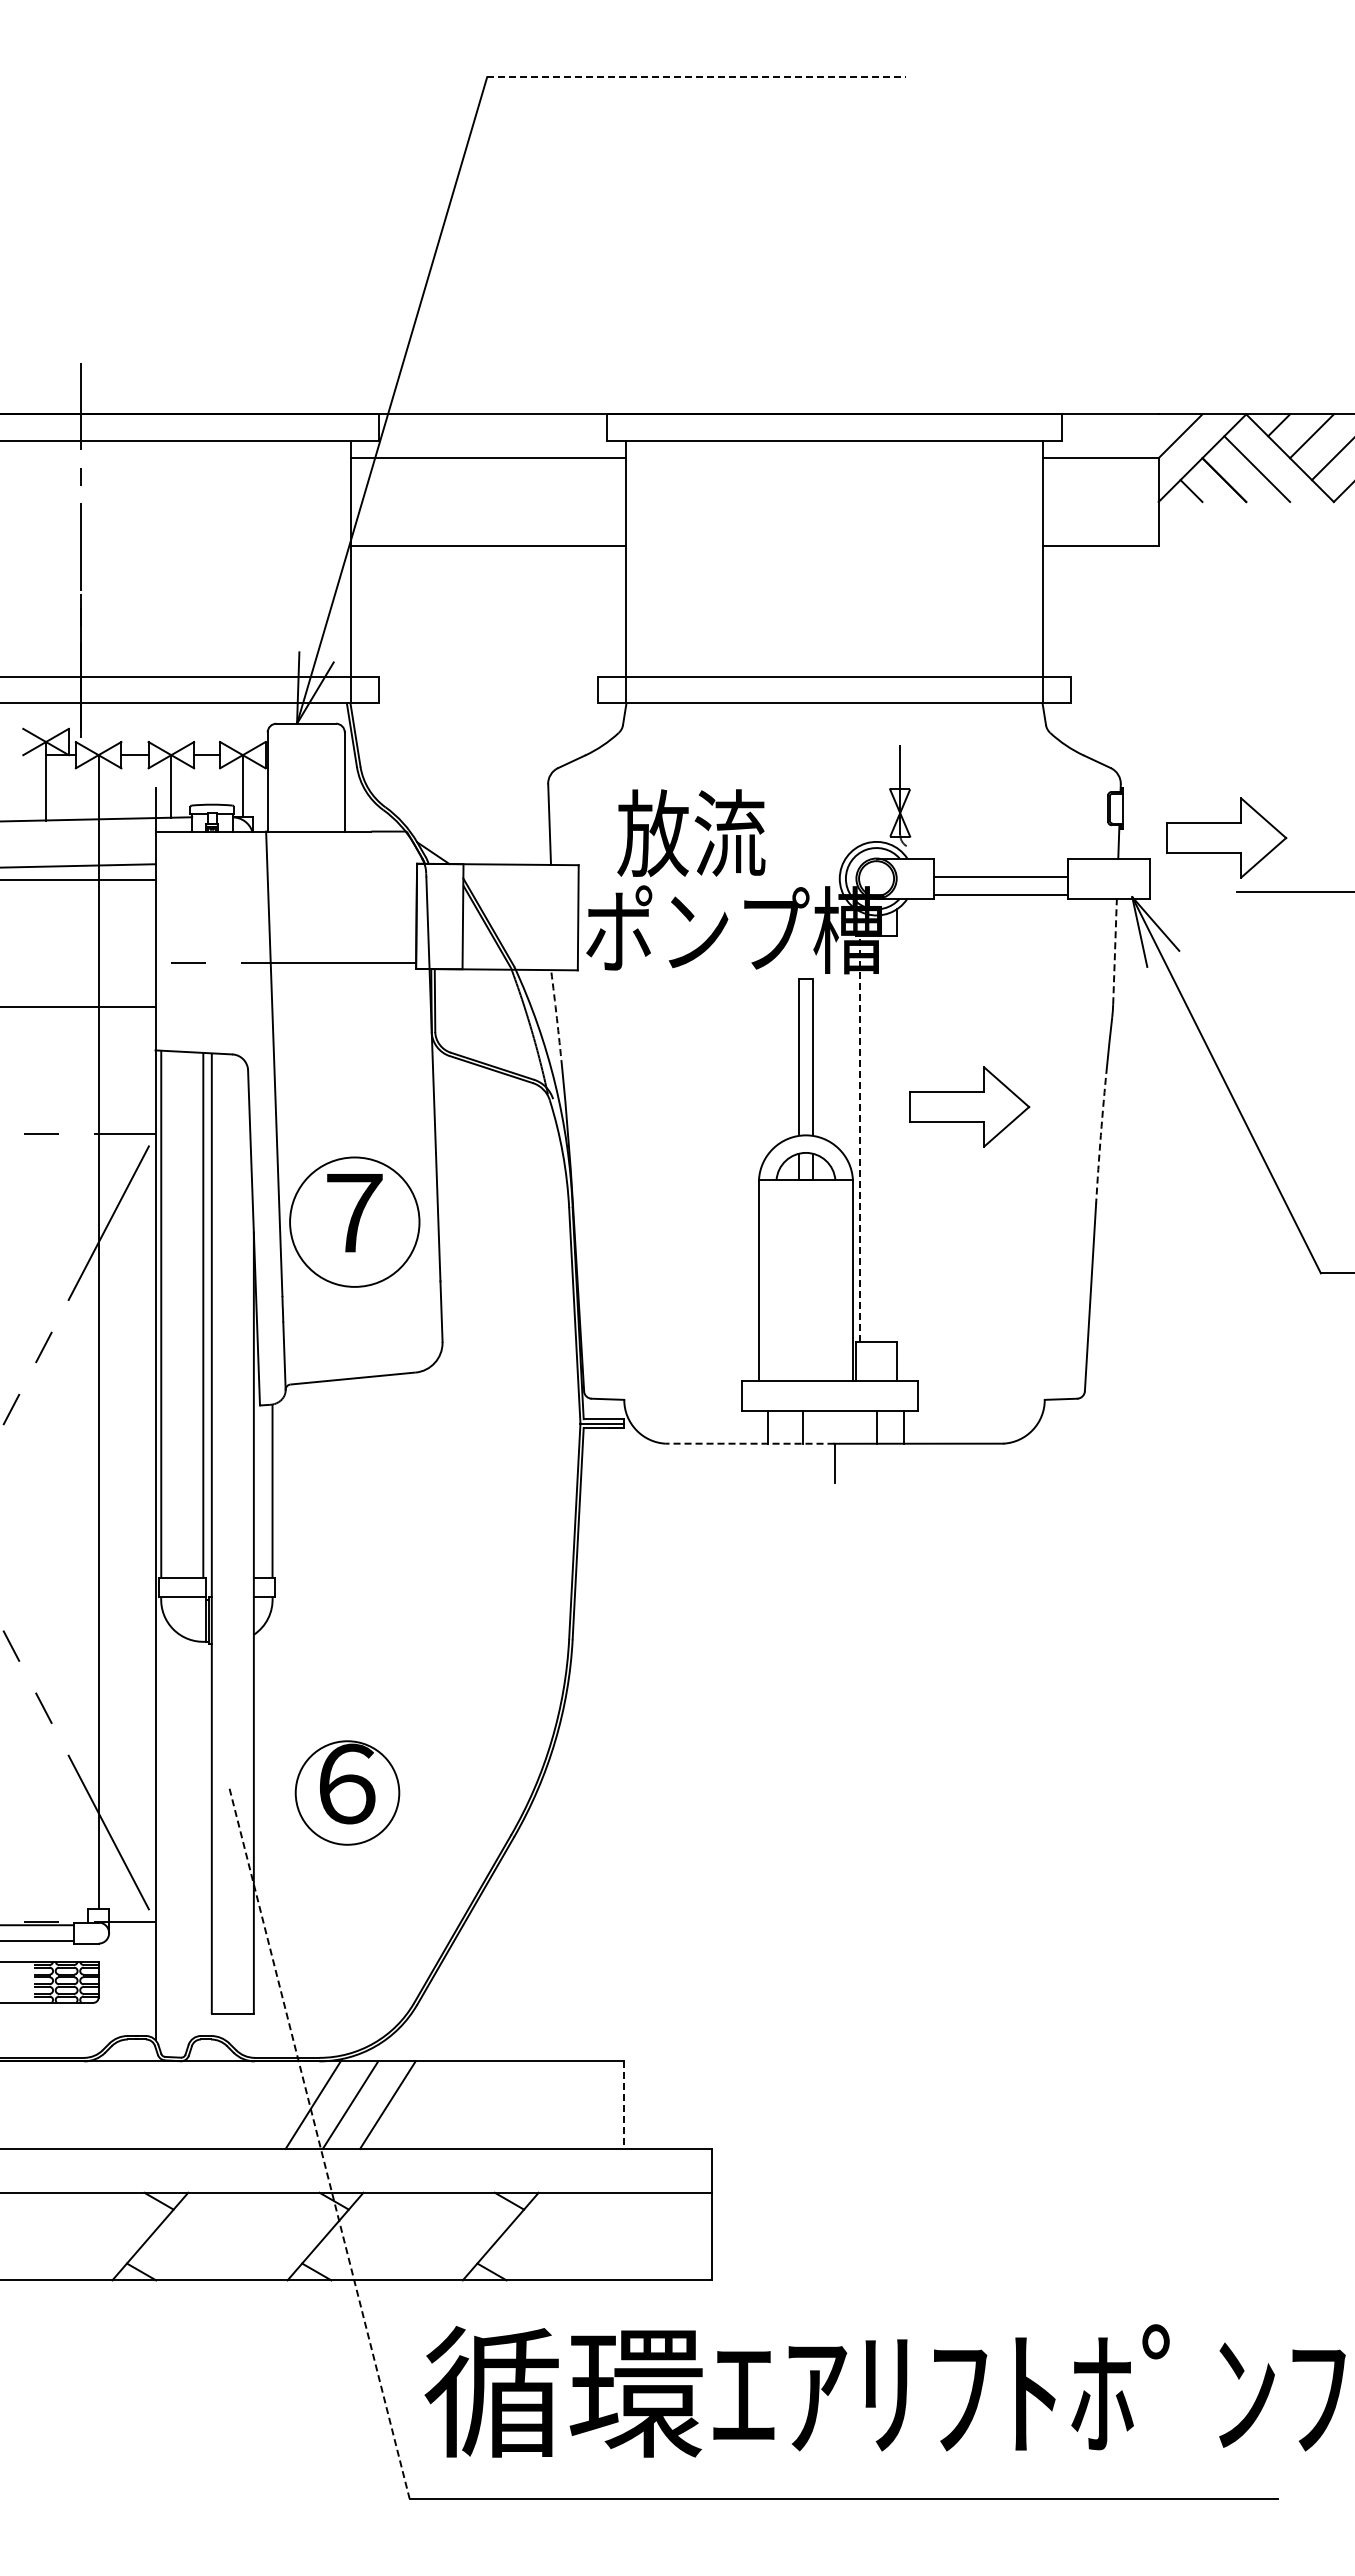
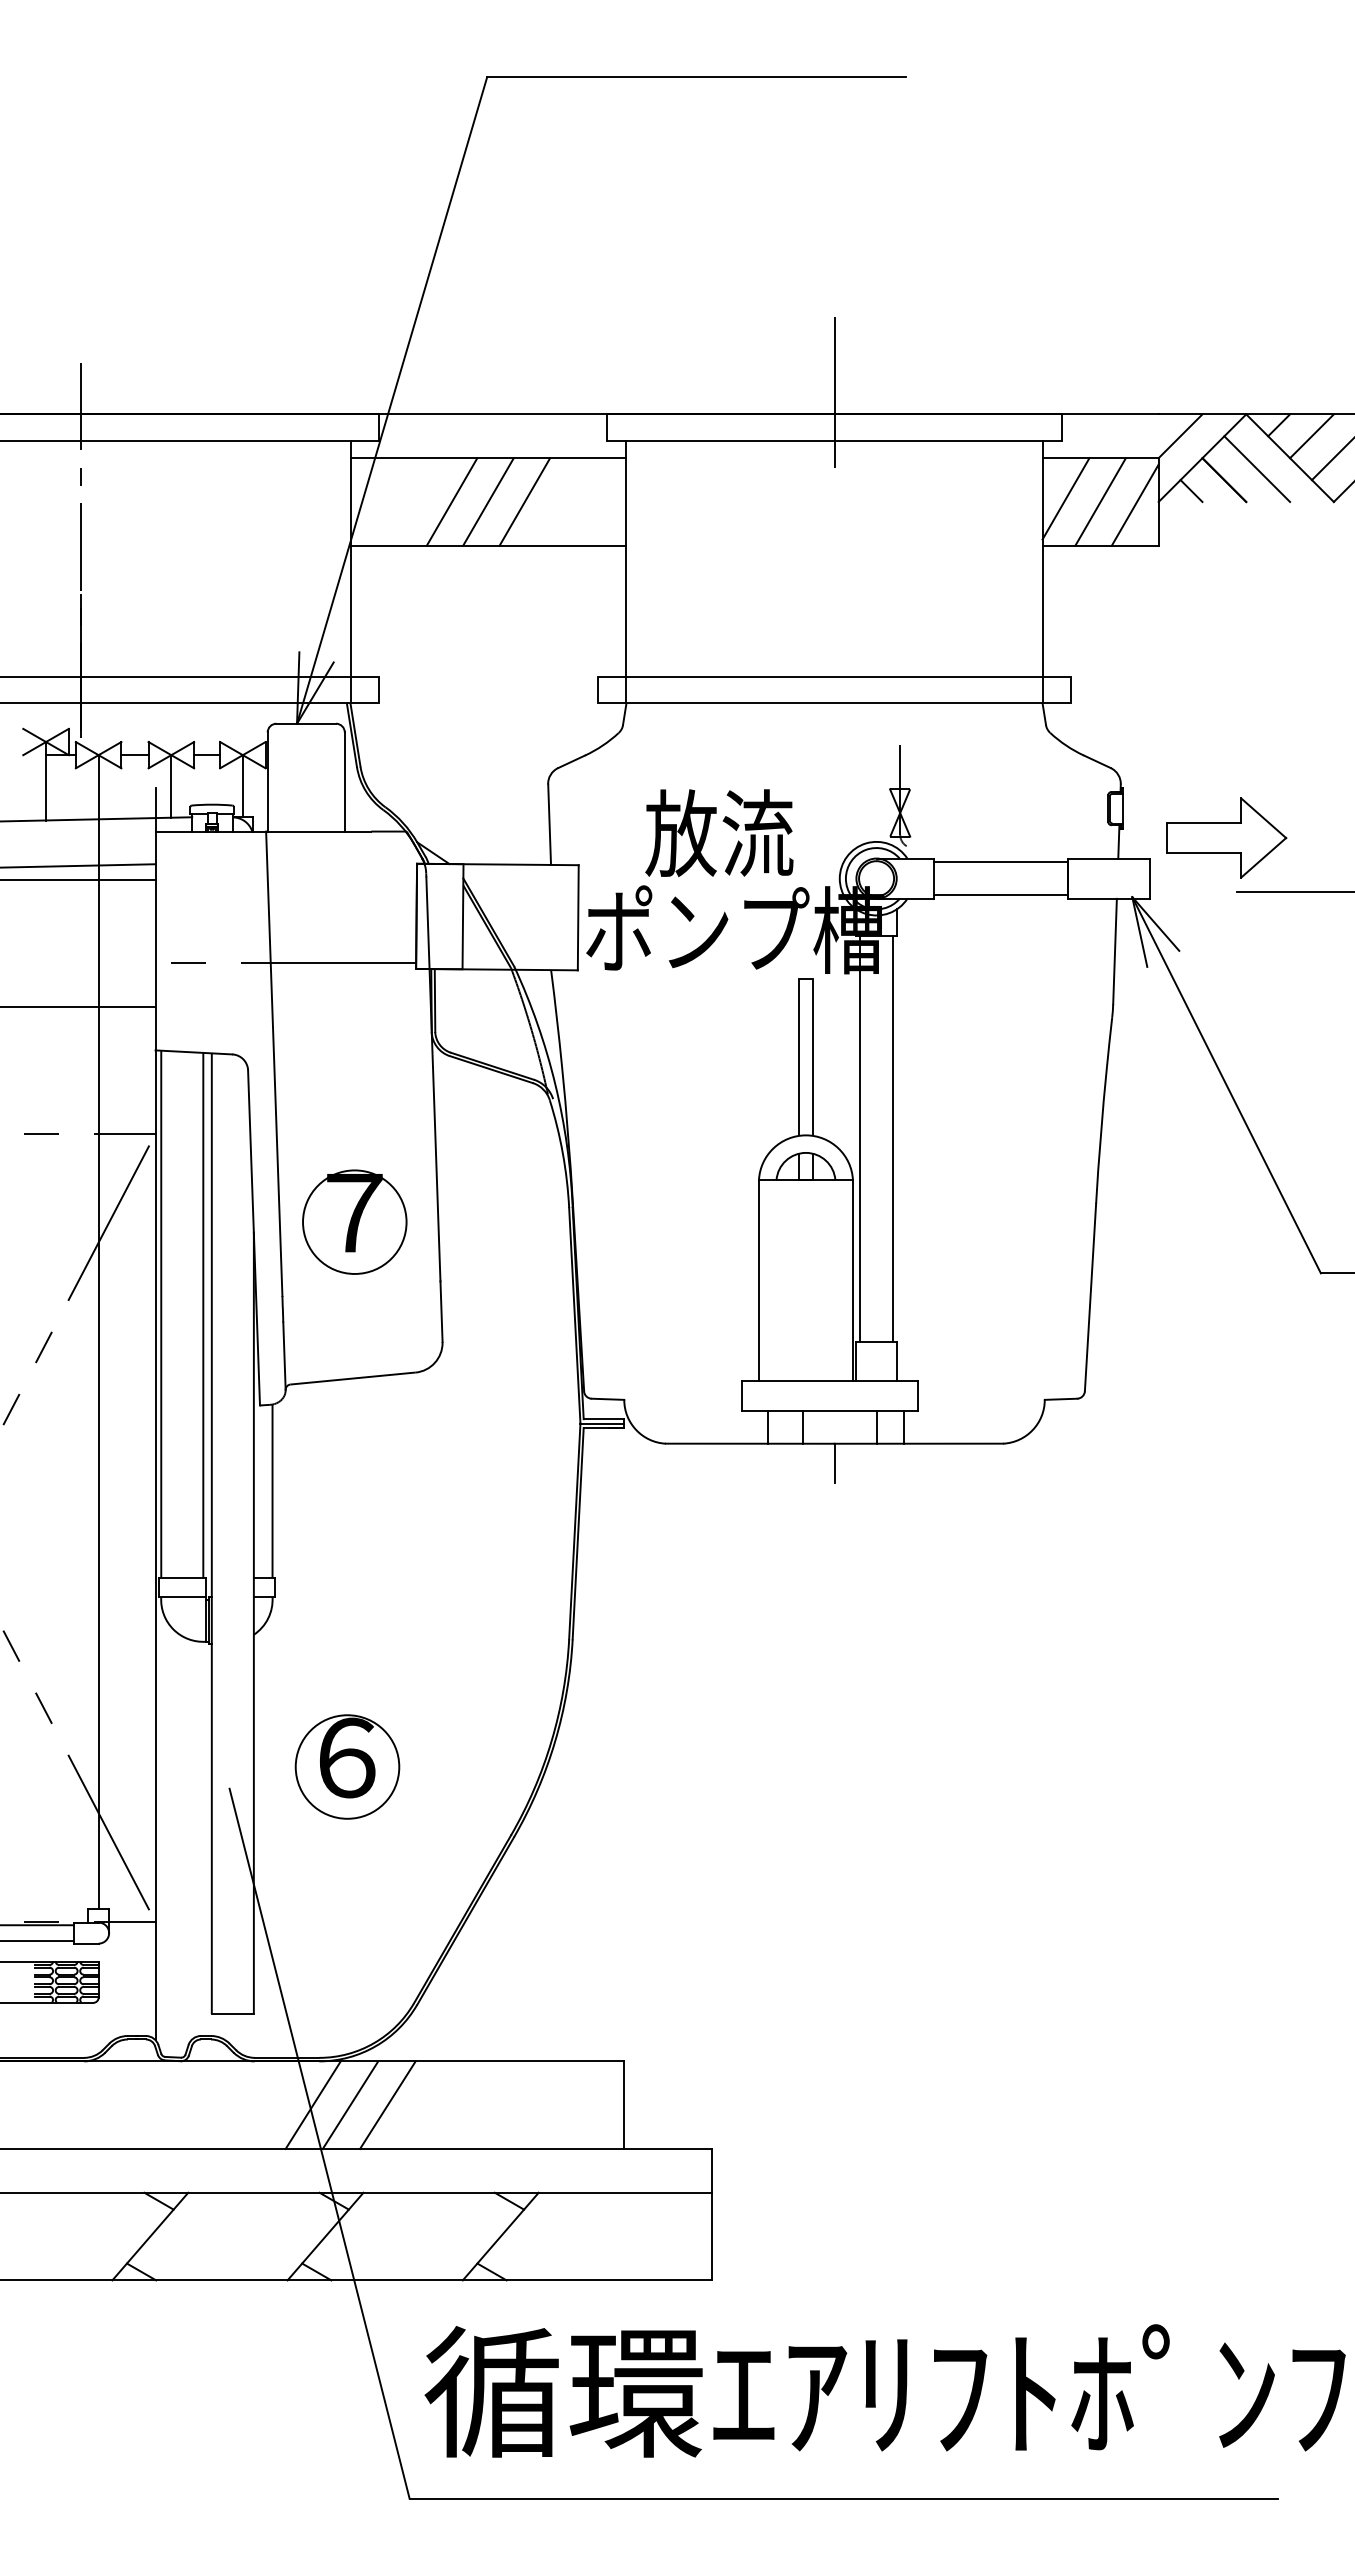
line: dashed -> solid (697, 77)
line: none -> present (834, 392)
line: none -> present (1065, 498)
line: none -> present (451, 501)
line: none -> present (488, 501)
line: none -> present (524, 501)
line: none -> present (1100, 501)
line: none -> present (1134, 504)
text position: (691, 833) -> (719, 833) (719, 833)
line position: (1000, 877) -> (1000, 862) (1000, 862)
line: dashed -> solid (1115, 951)
arc: dashed -> solid (556, 1018)
part: present -> none (969, 1106)
arc: dashed -> solid (1100, 1135)
line: dashed -> solid (859, 1138)
line: none -> present (893, 1138)
circle diameter: 129 px -> 104 px (354, 1221)
line: dashed -> solid (749, 1443)
part position: (347, 1792) -> (347, 1766) (347, 1766)
line: dashed -> solid (624, 2105)
line: dashed -> solid (319, 2144)
